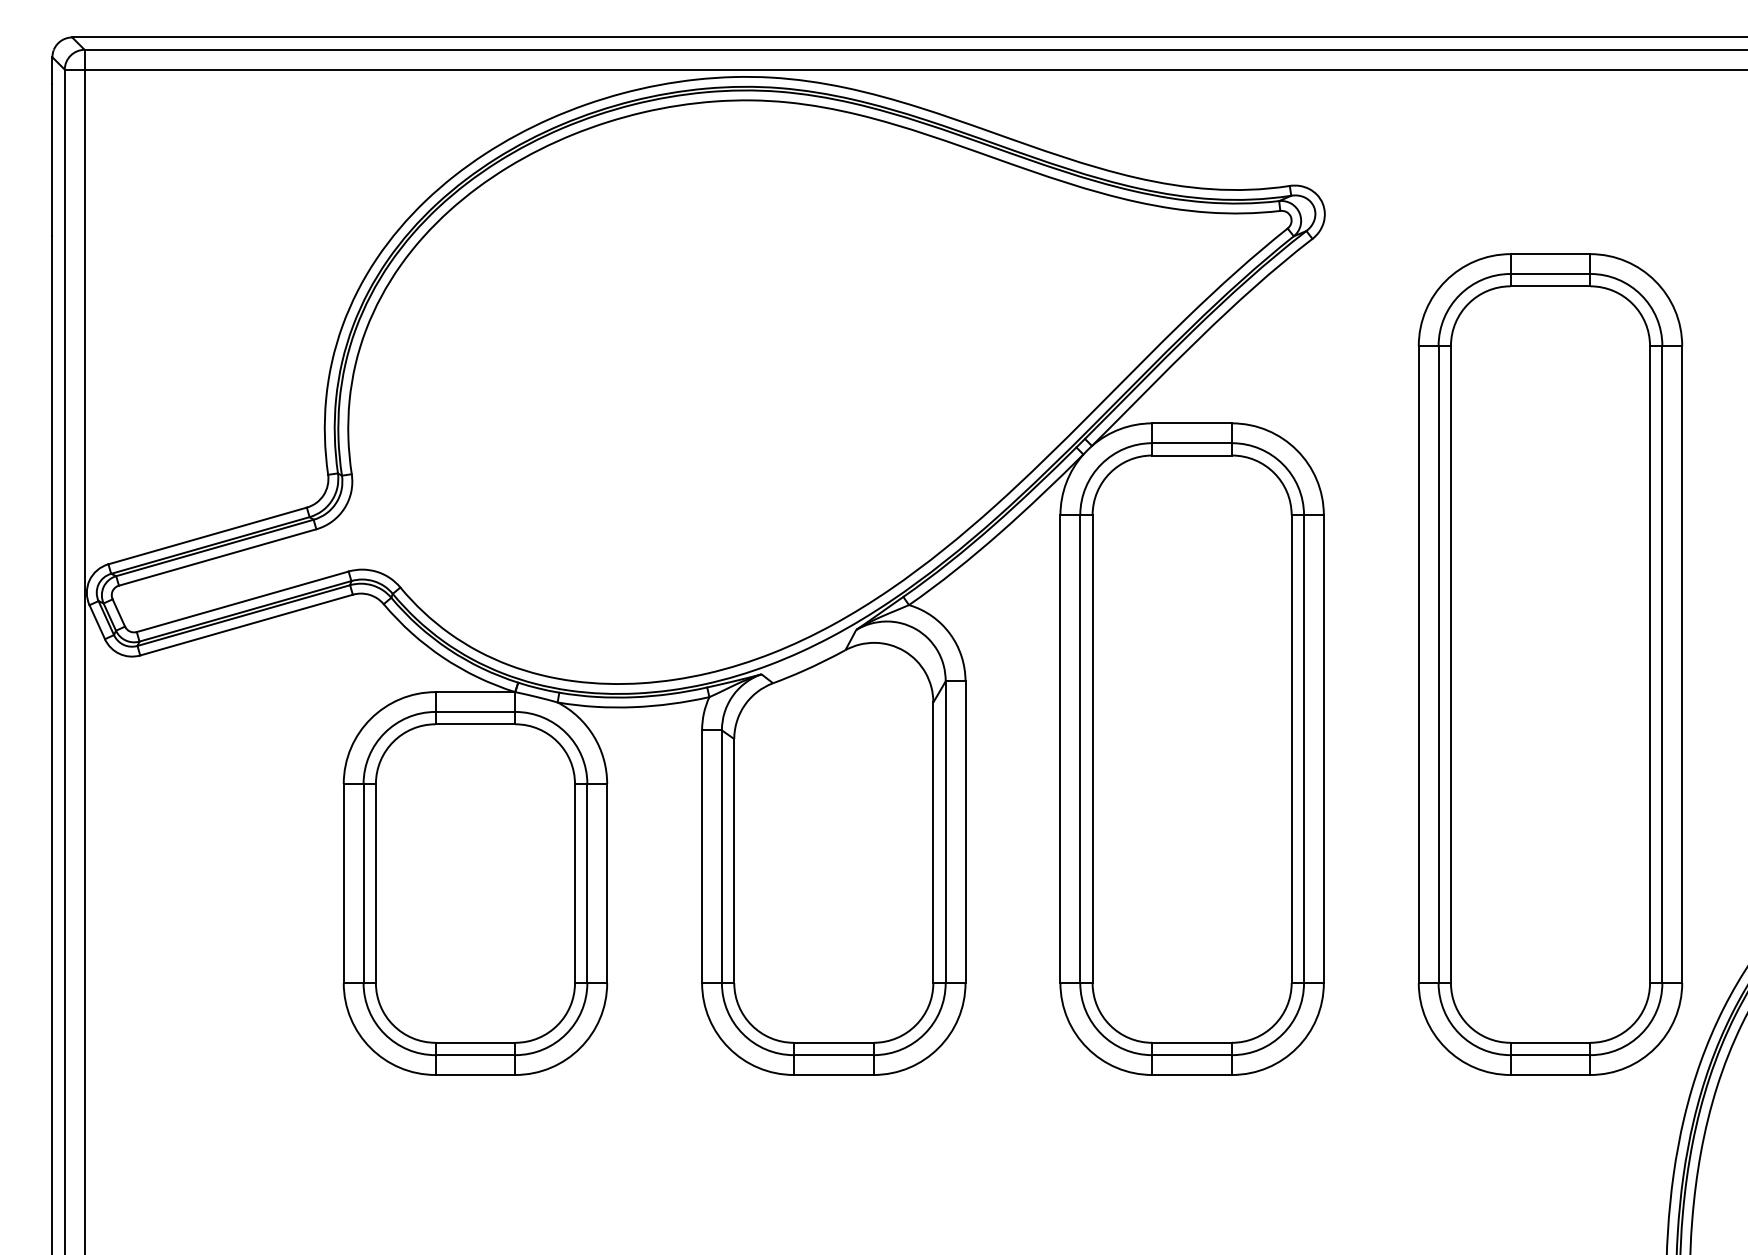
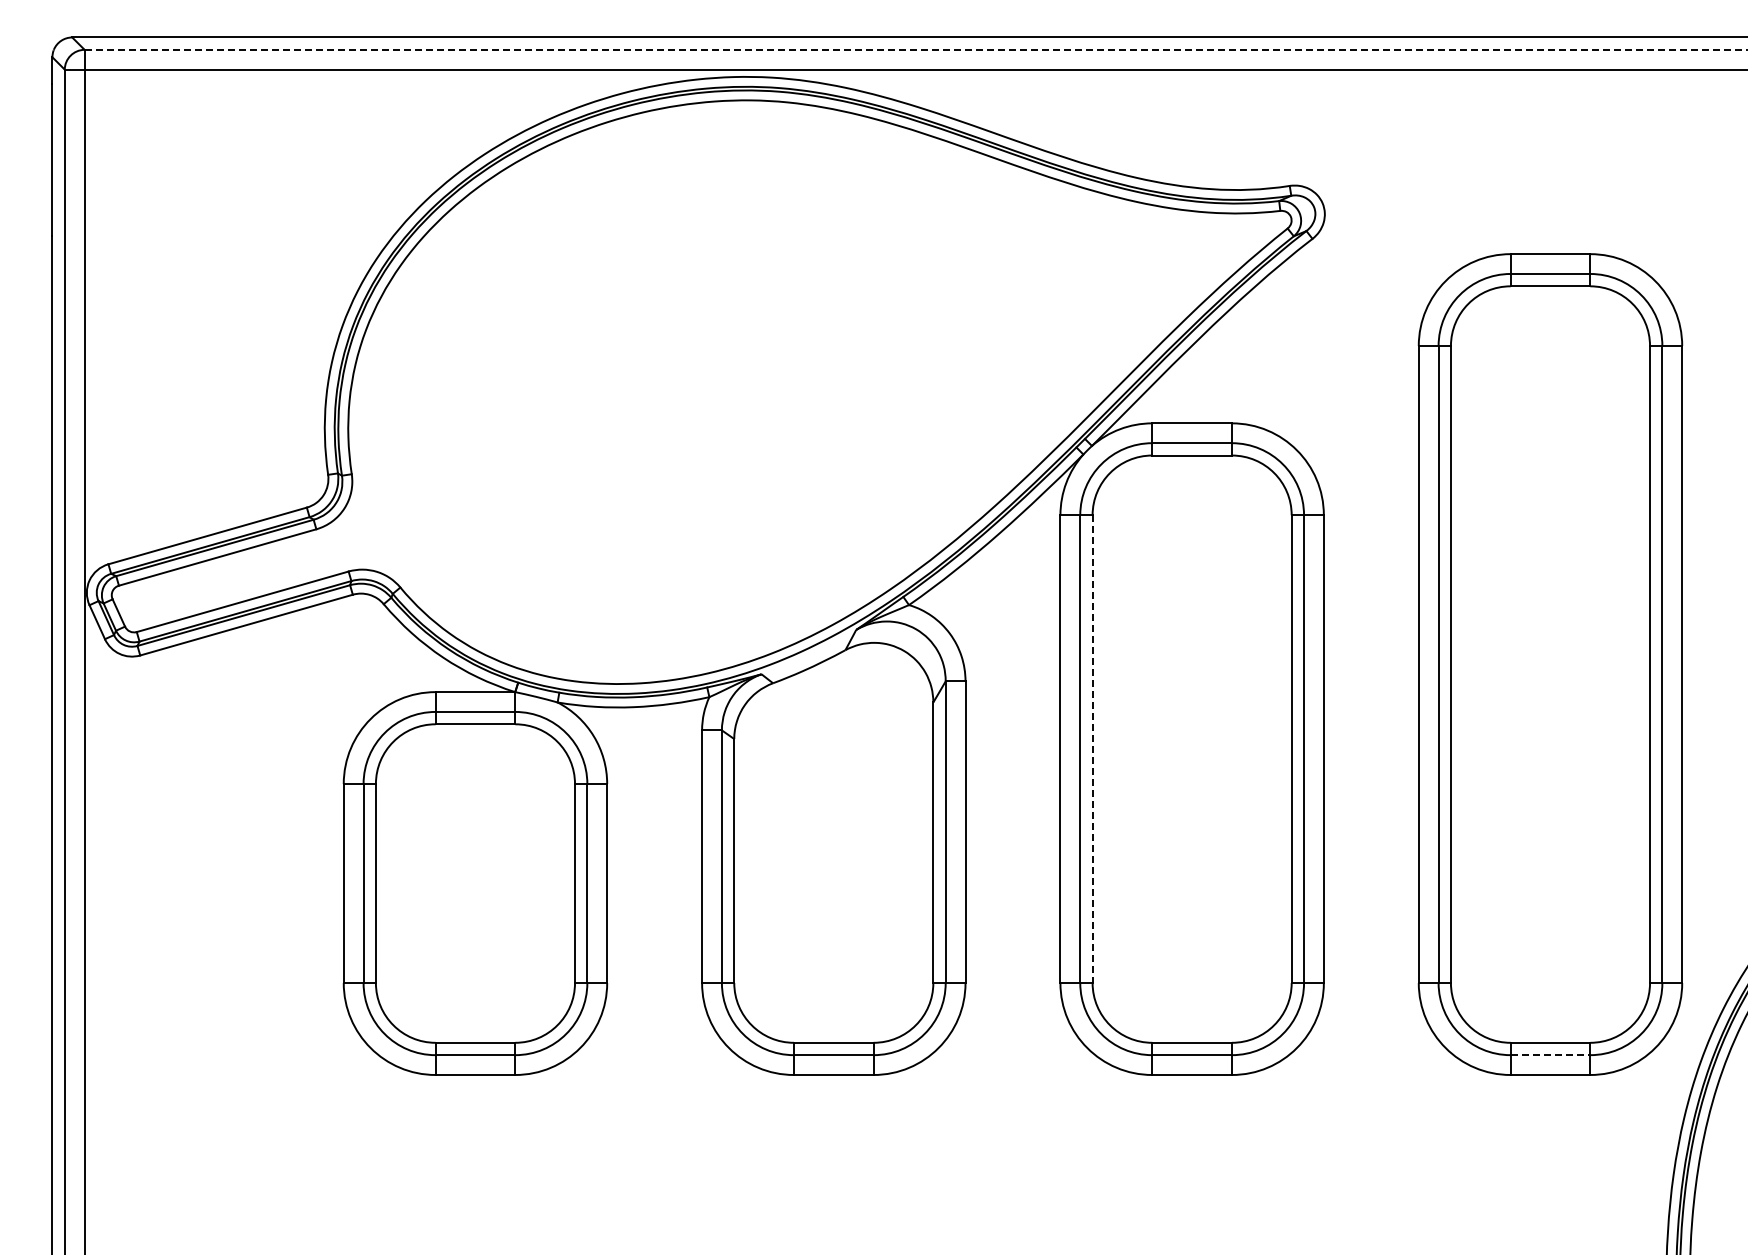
line: solid -> dashed (916, 49)
line: solid -> dashed (1092, 749)
line: solid -> dashed (1550, 1055)
